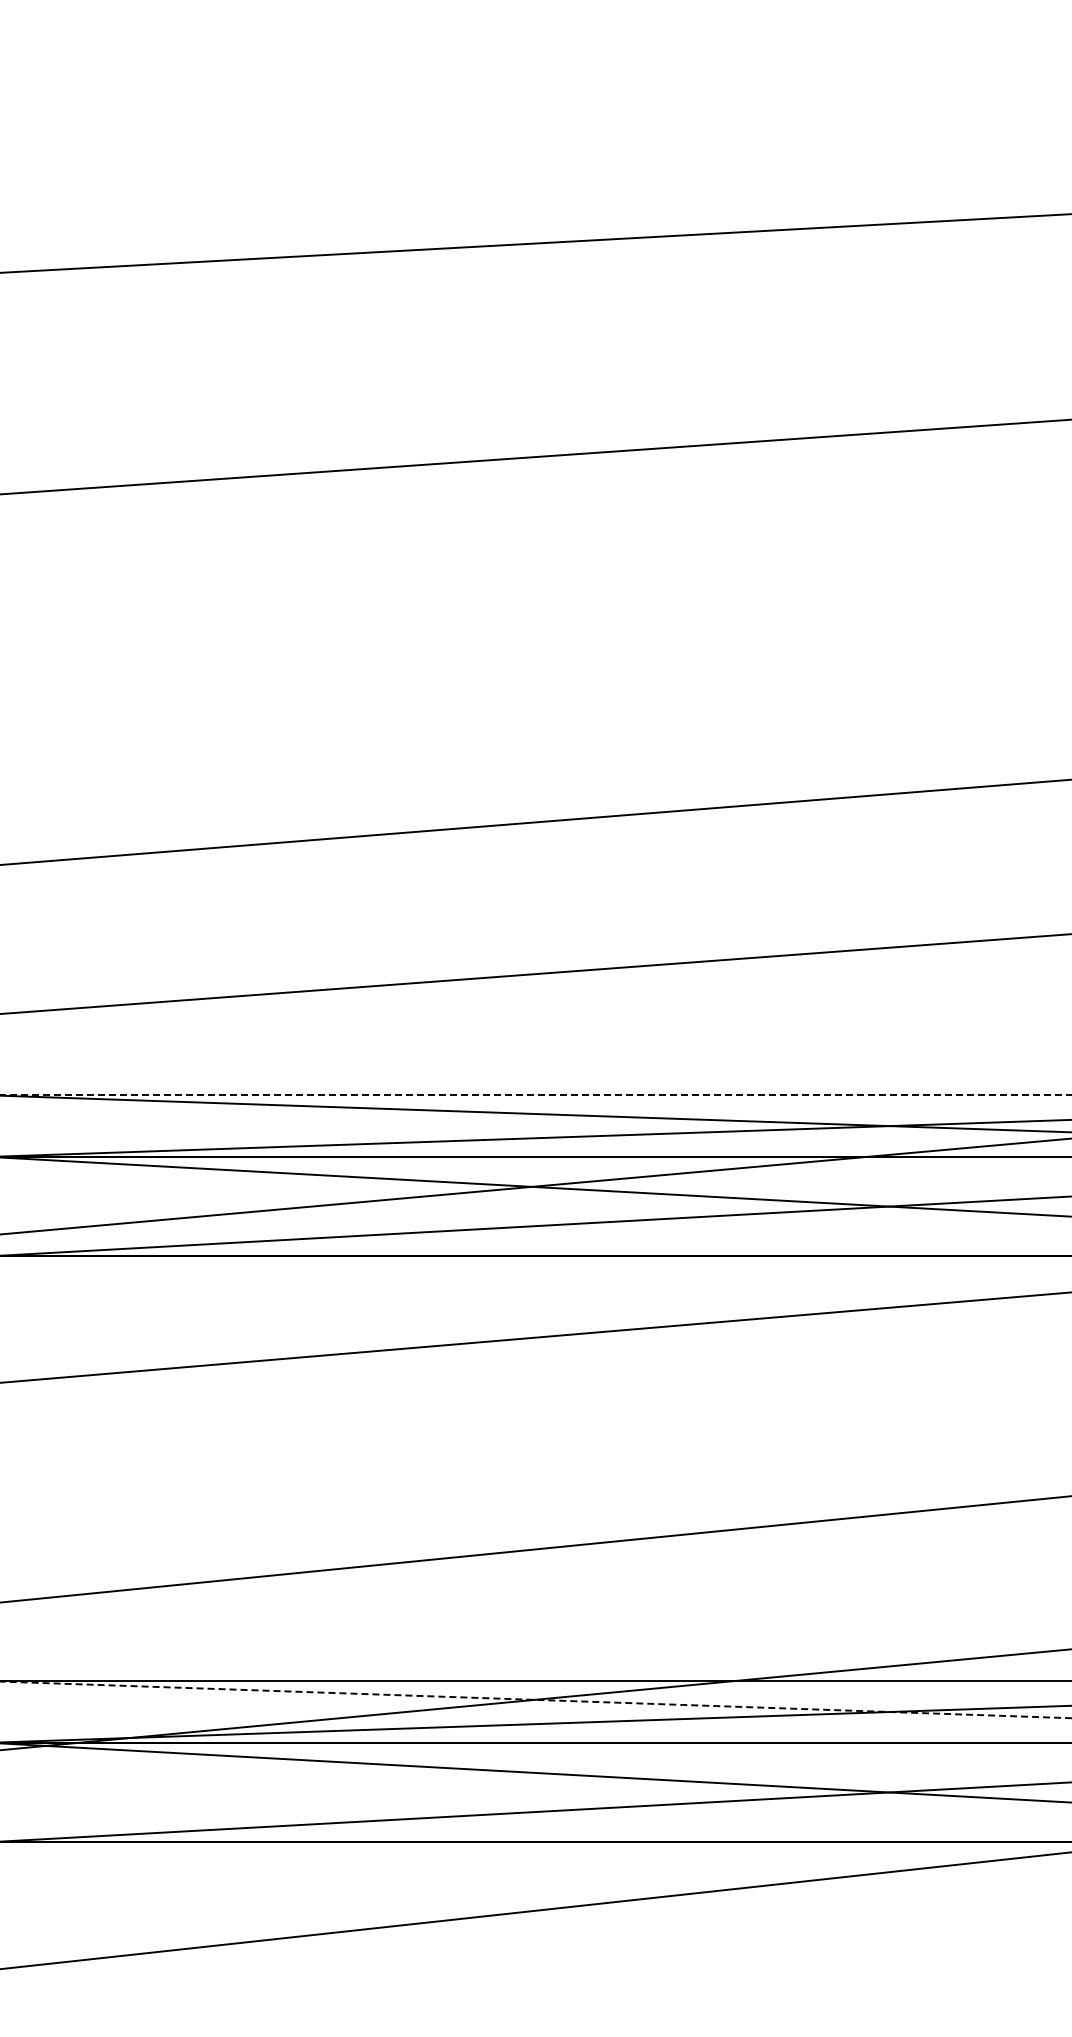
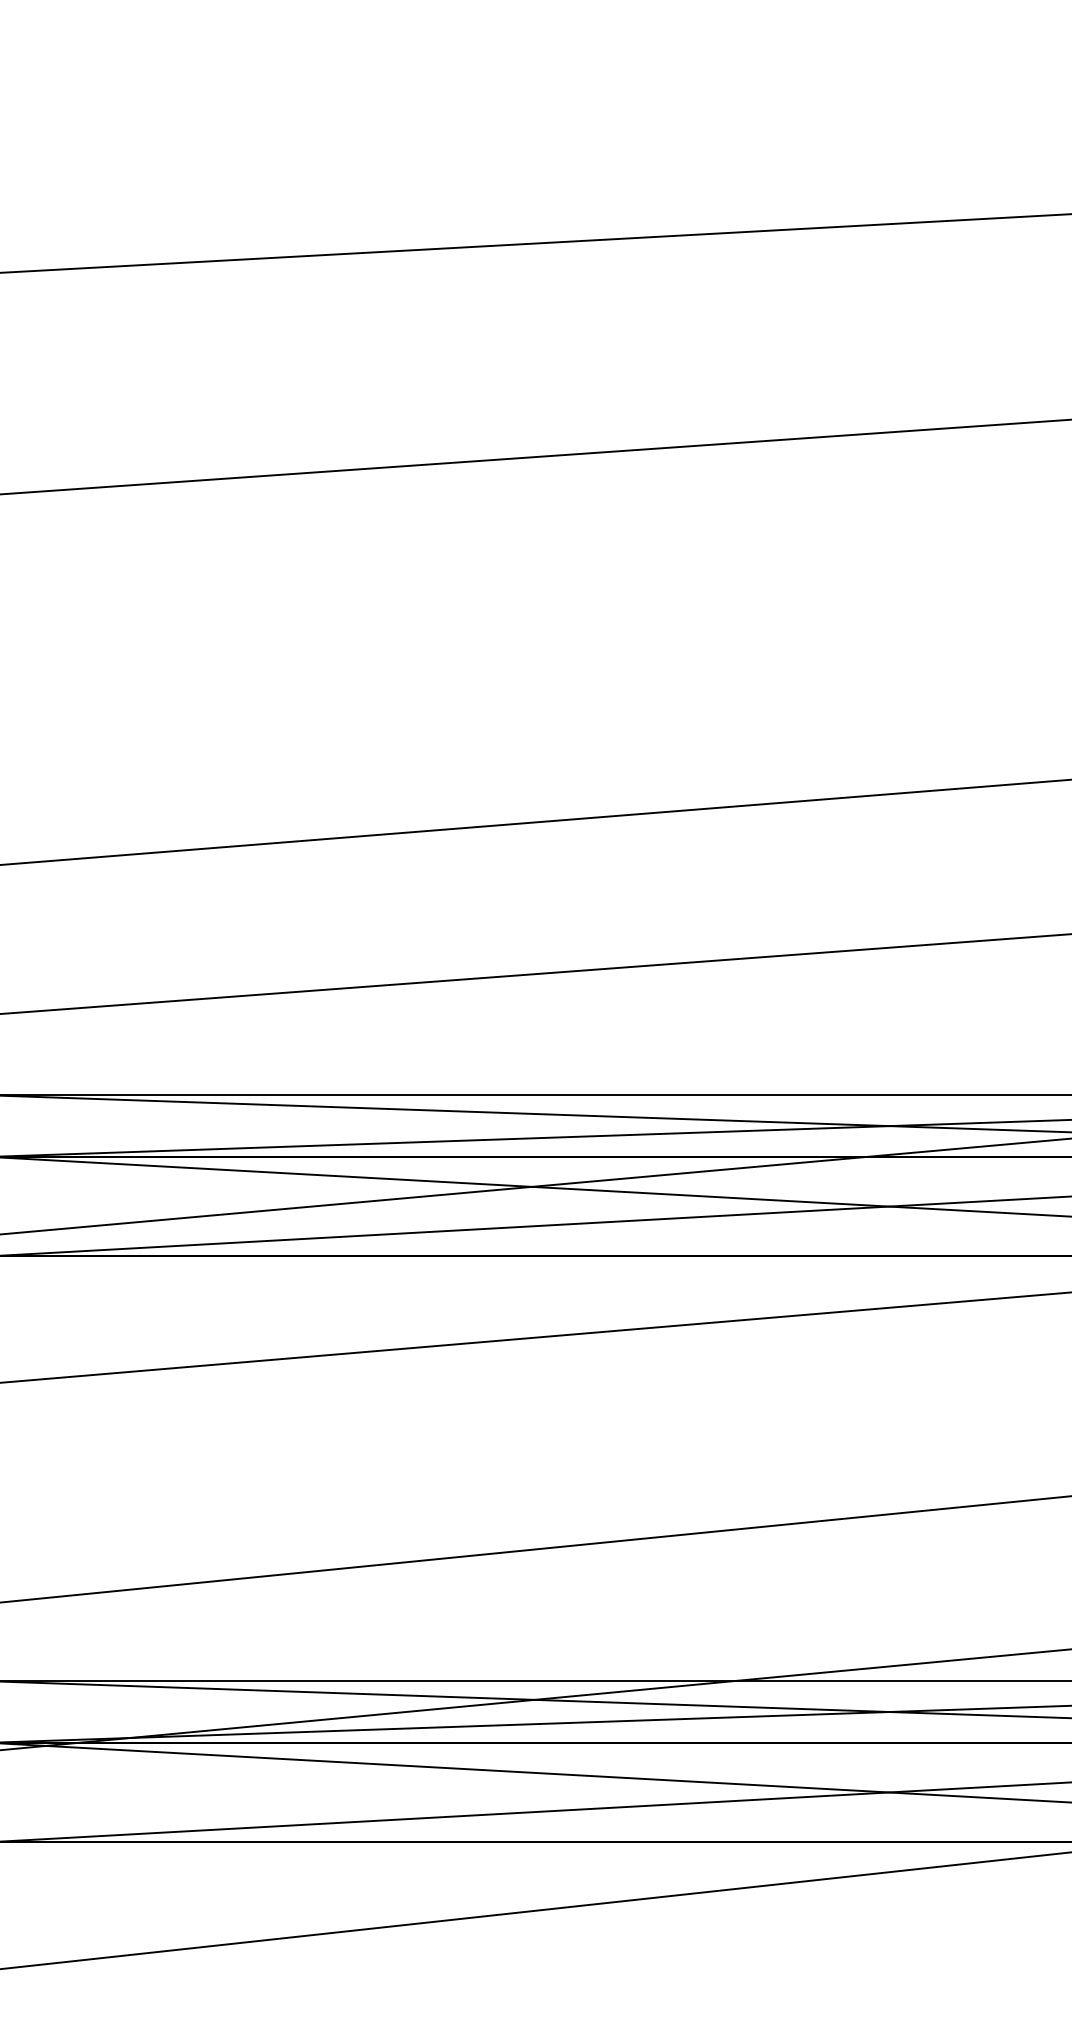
line: dashed -> solid (535, 1095)
line: dashed -> solid (535, 1699)
